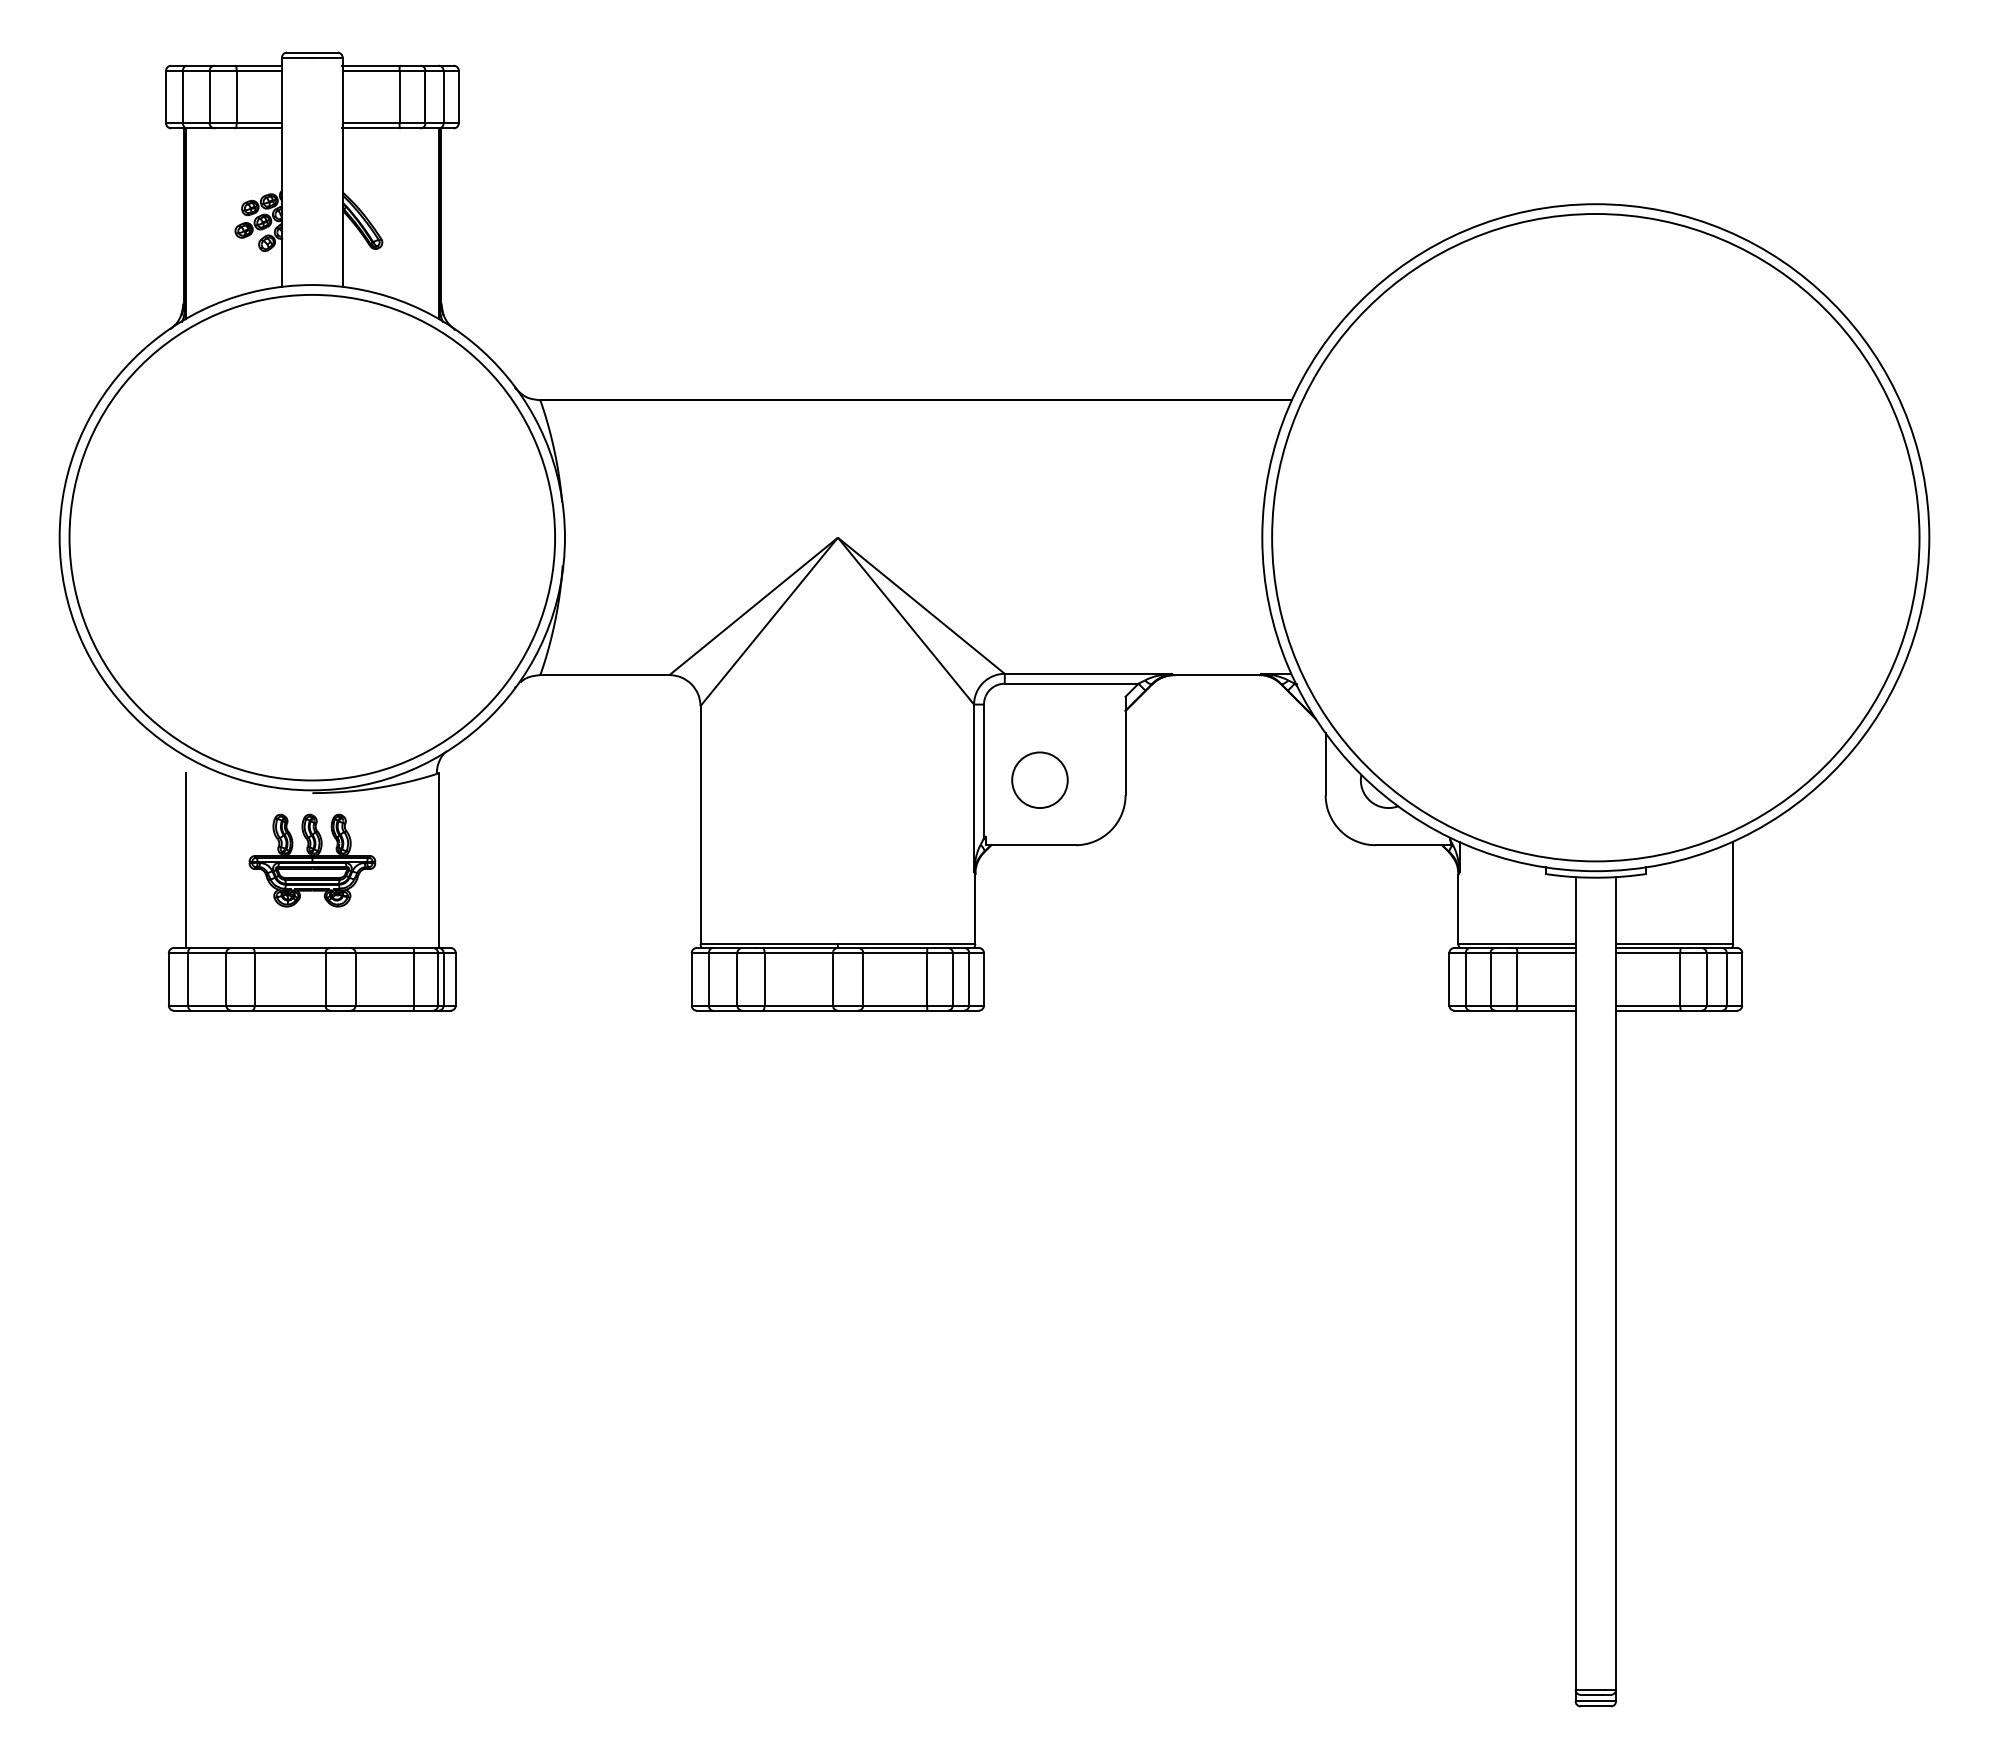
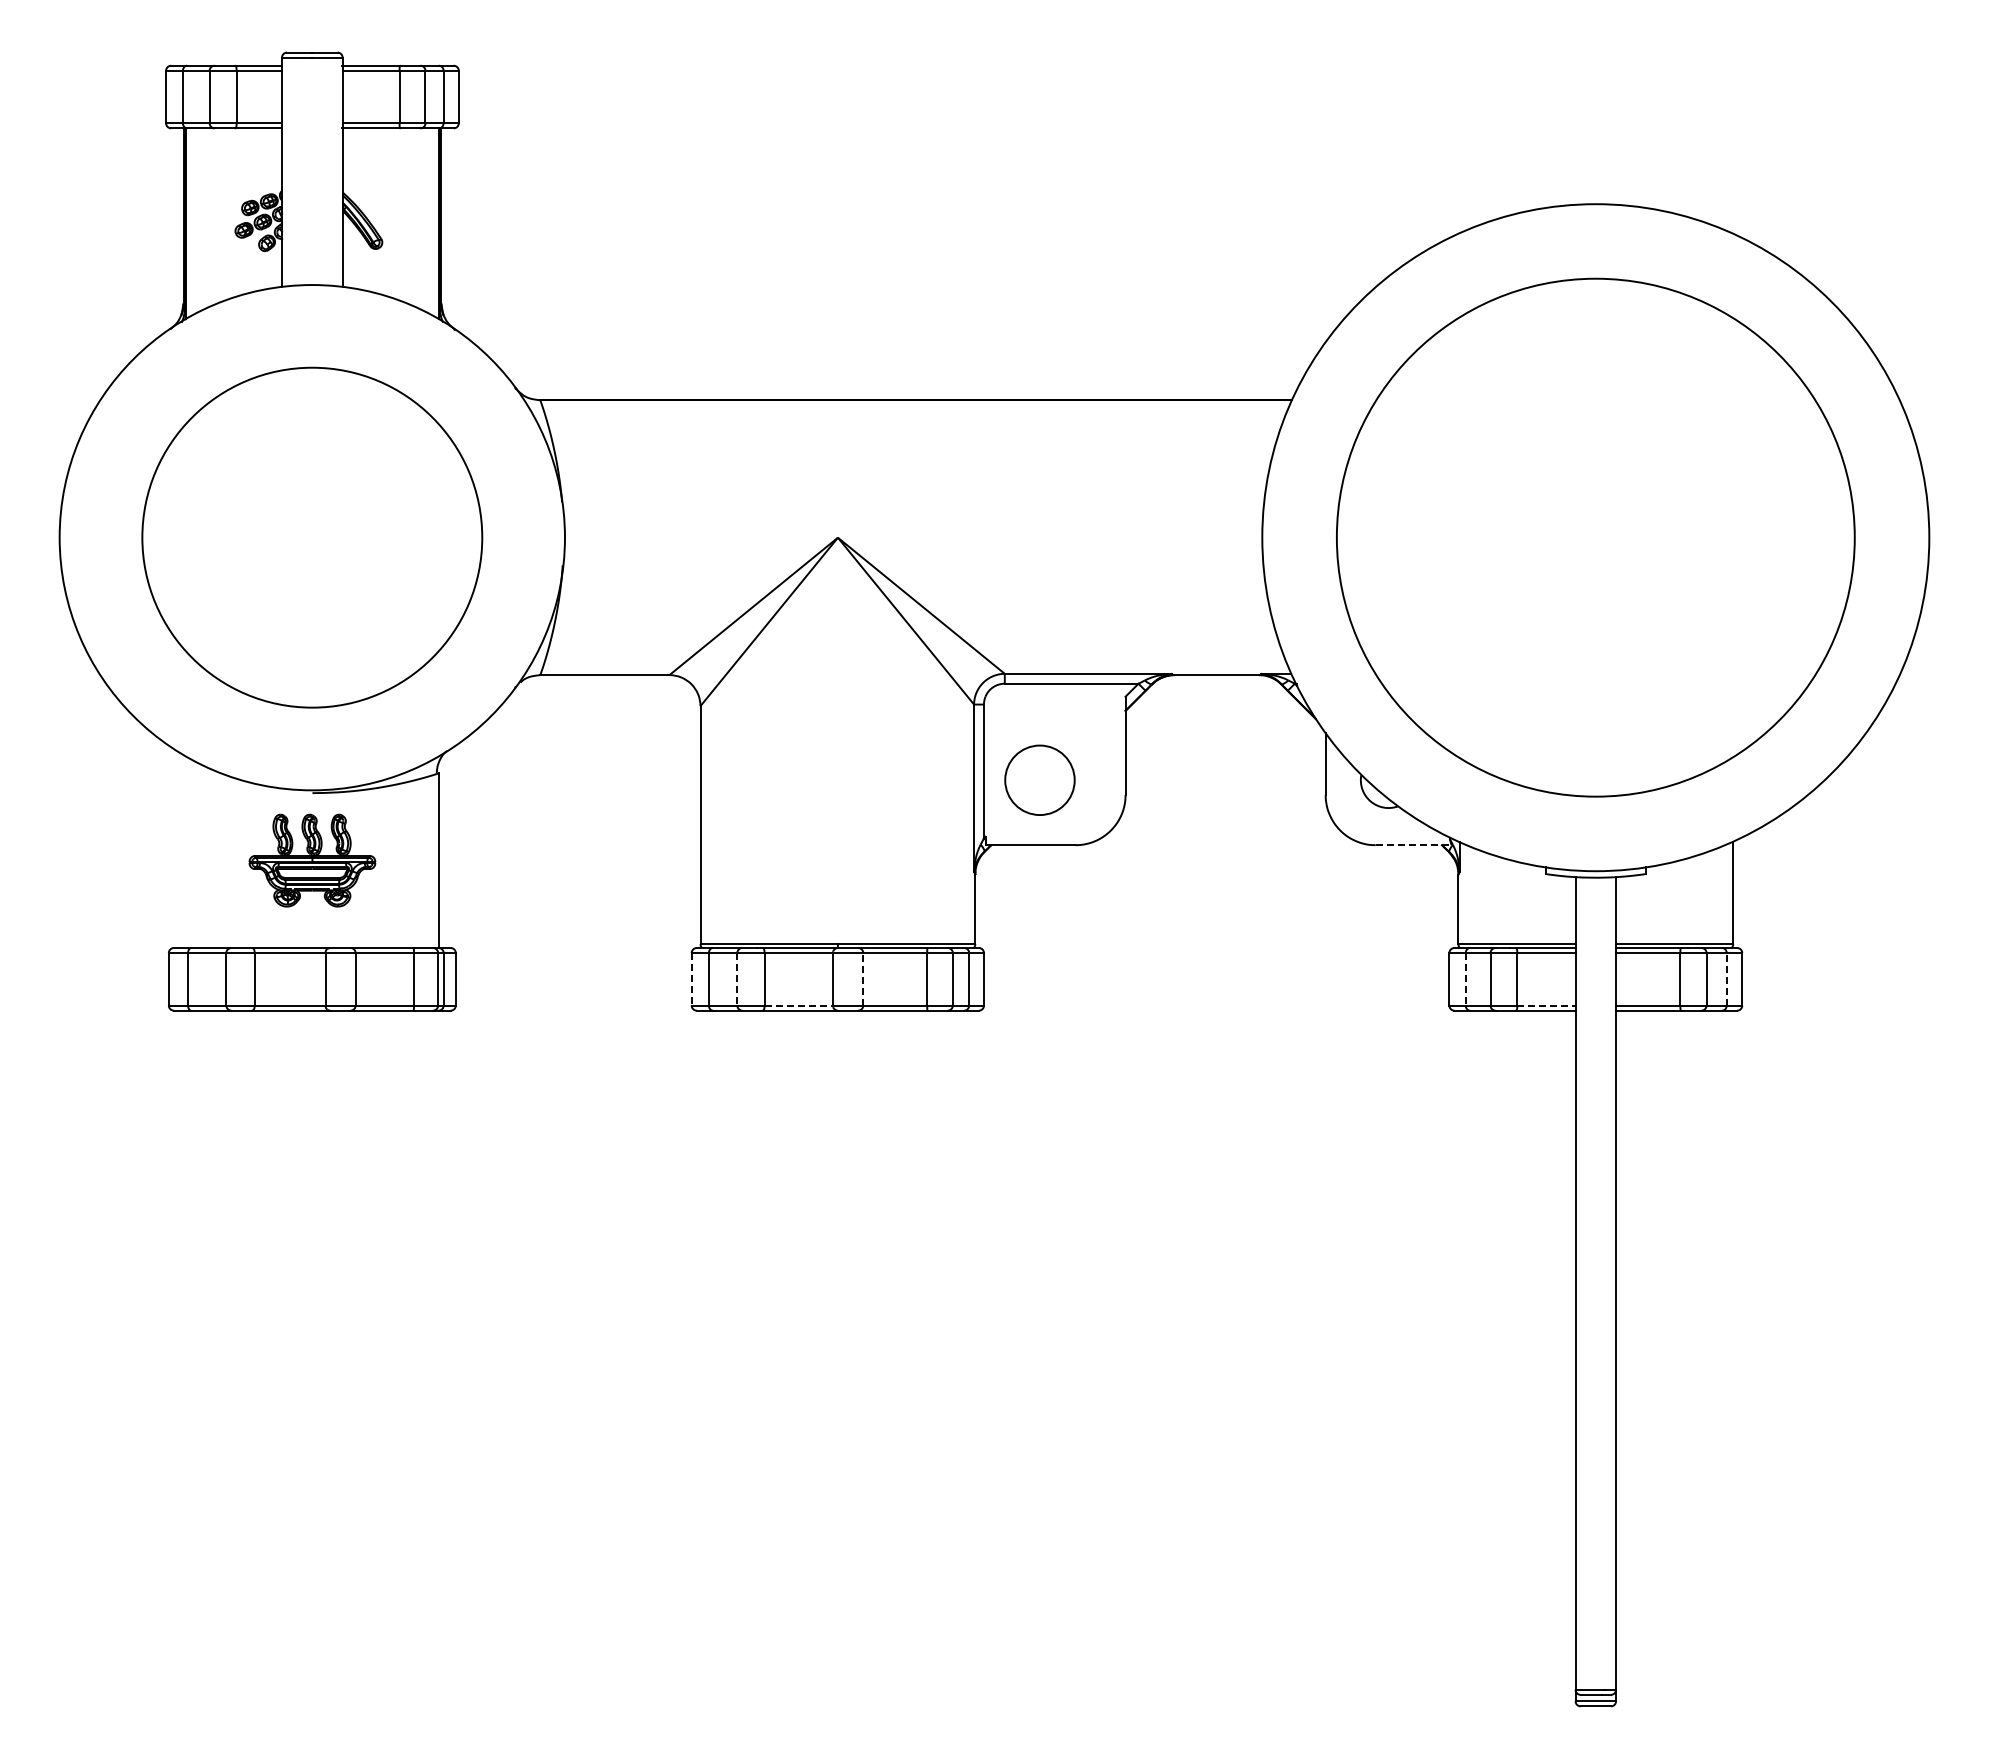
circle diameter: 486 px -> 340 px (312, 537)
circle diameter: 647 px -> 518 px (1595, 537)
circle size: 58x58 px -> 72x72 px (1039, 779)
line: solid -> dashed (1413, 845)
line: present -> none (186, 860)
line: solid -> dashed (863, 978)
line: solid -> dashed (1726, 978)
line: solid -> dashed (691, 979)
line: solid -> dashed (737, 979)
line: solid -> dashed (1465, 979)
line: solid -> dashed (799, 1005)
line: solid -> dashed (1546, 1005)
